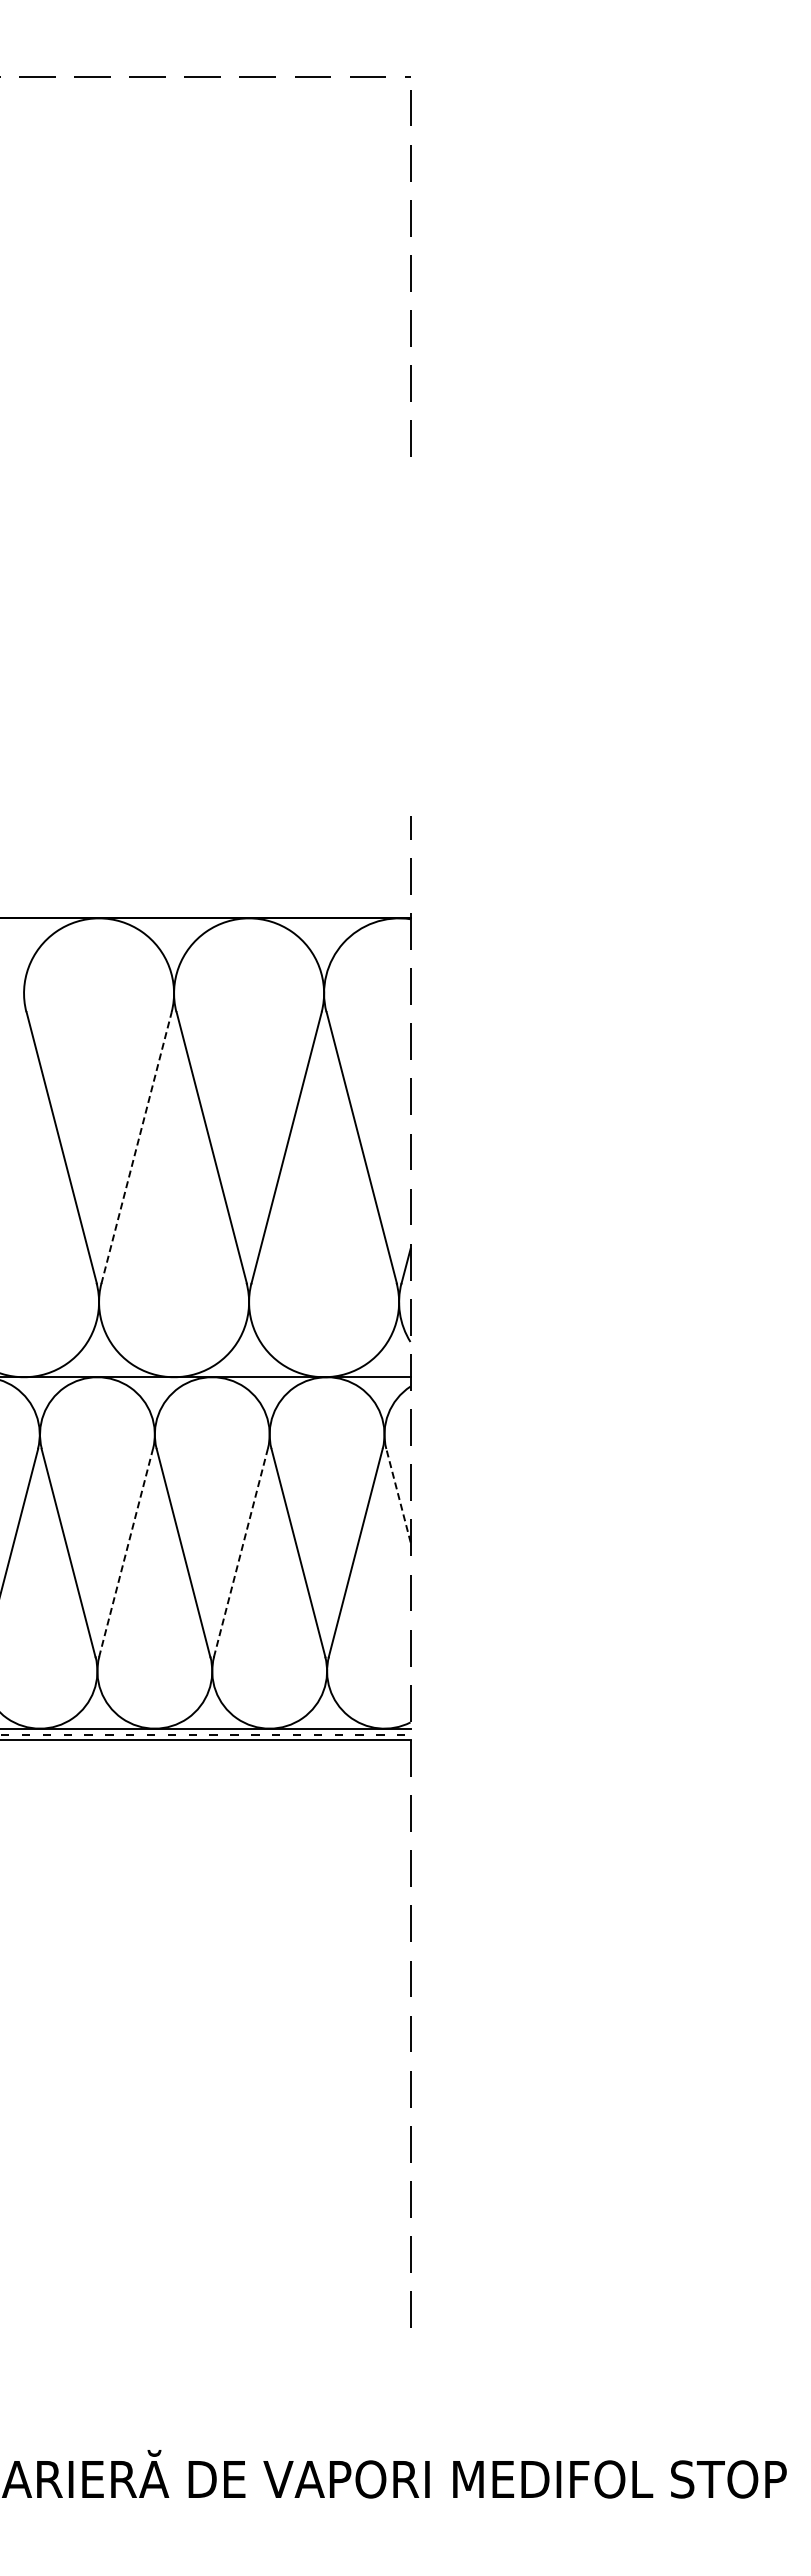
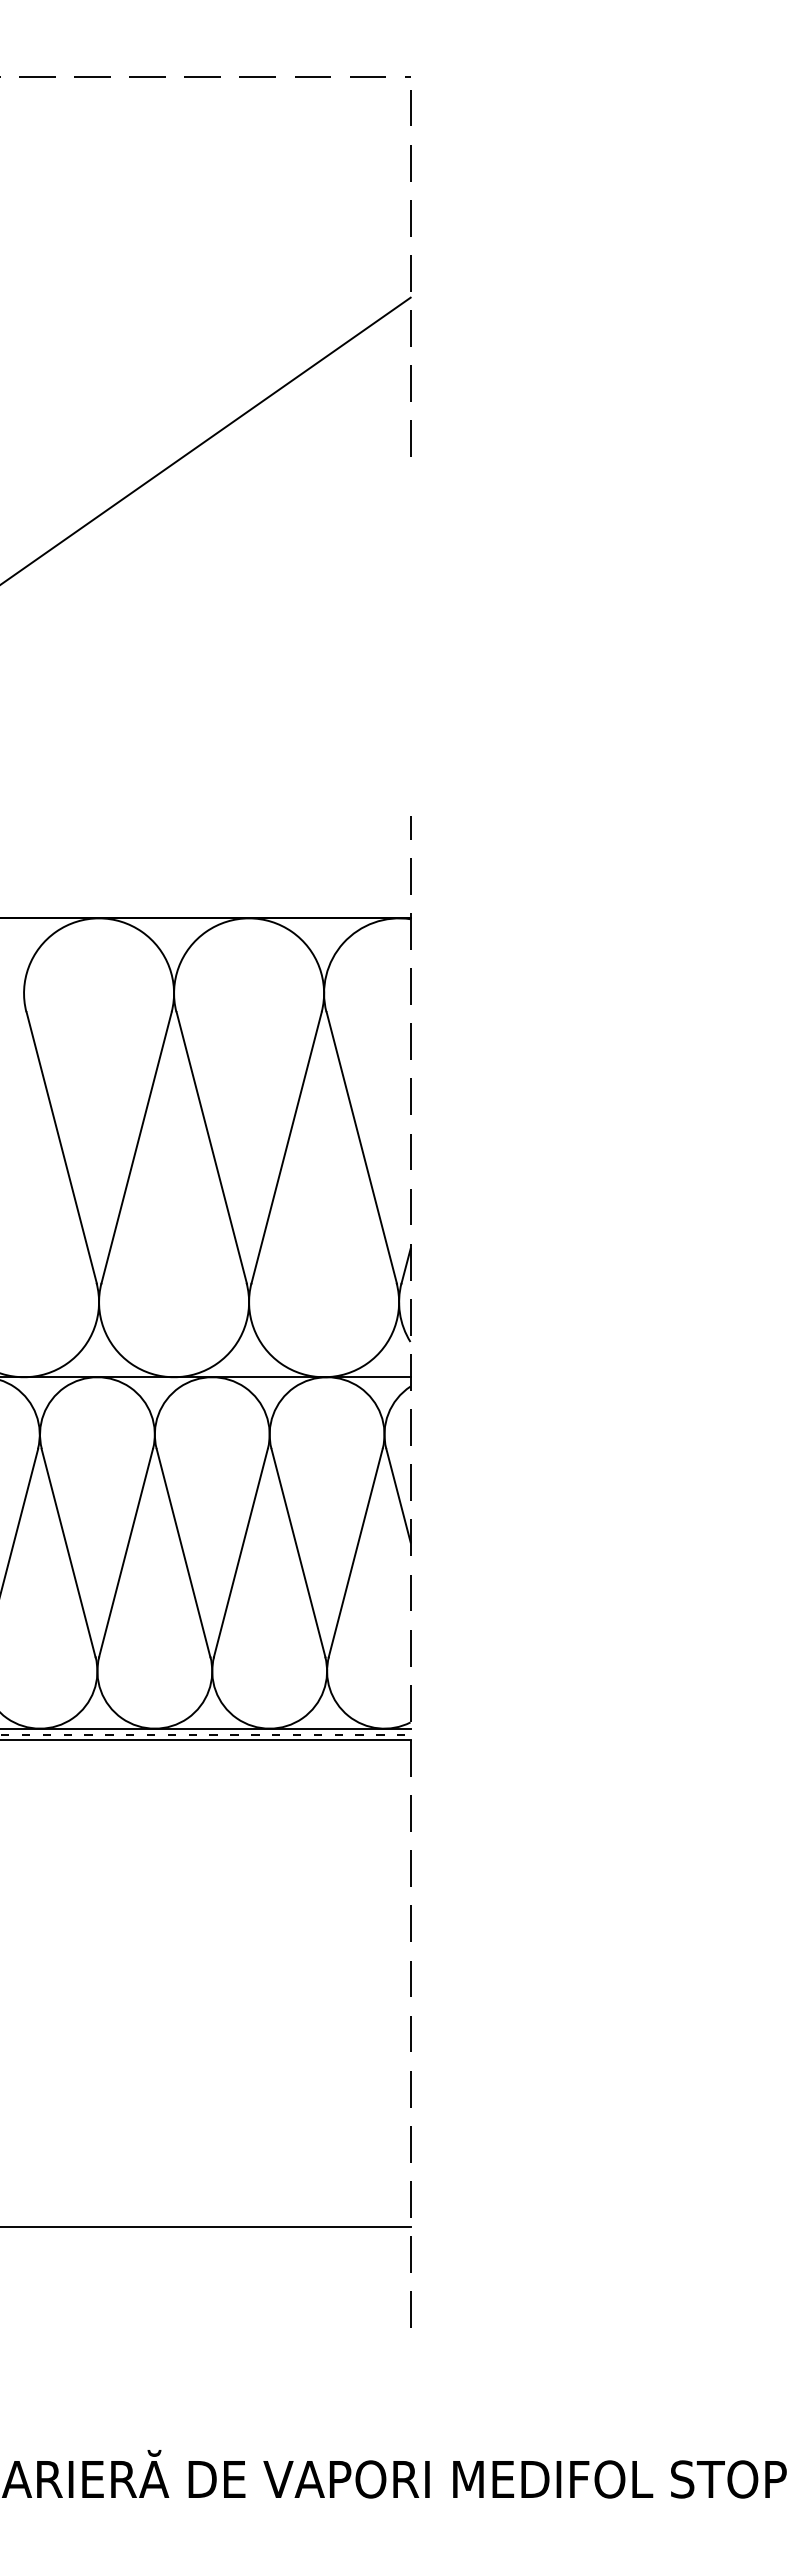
line: none -> present (206, 440)
line: dashed -> solid (136, 1147)
line: dashed -> solid (398, 1495)
line: dashed -> solid (126, 1553)
line: dashed -> solid (240, 1553)
line: none -> present (206, 2226)
